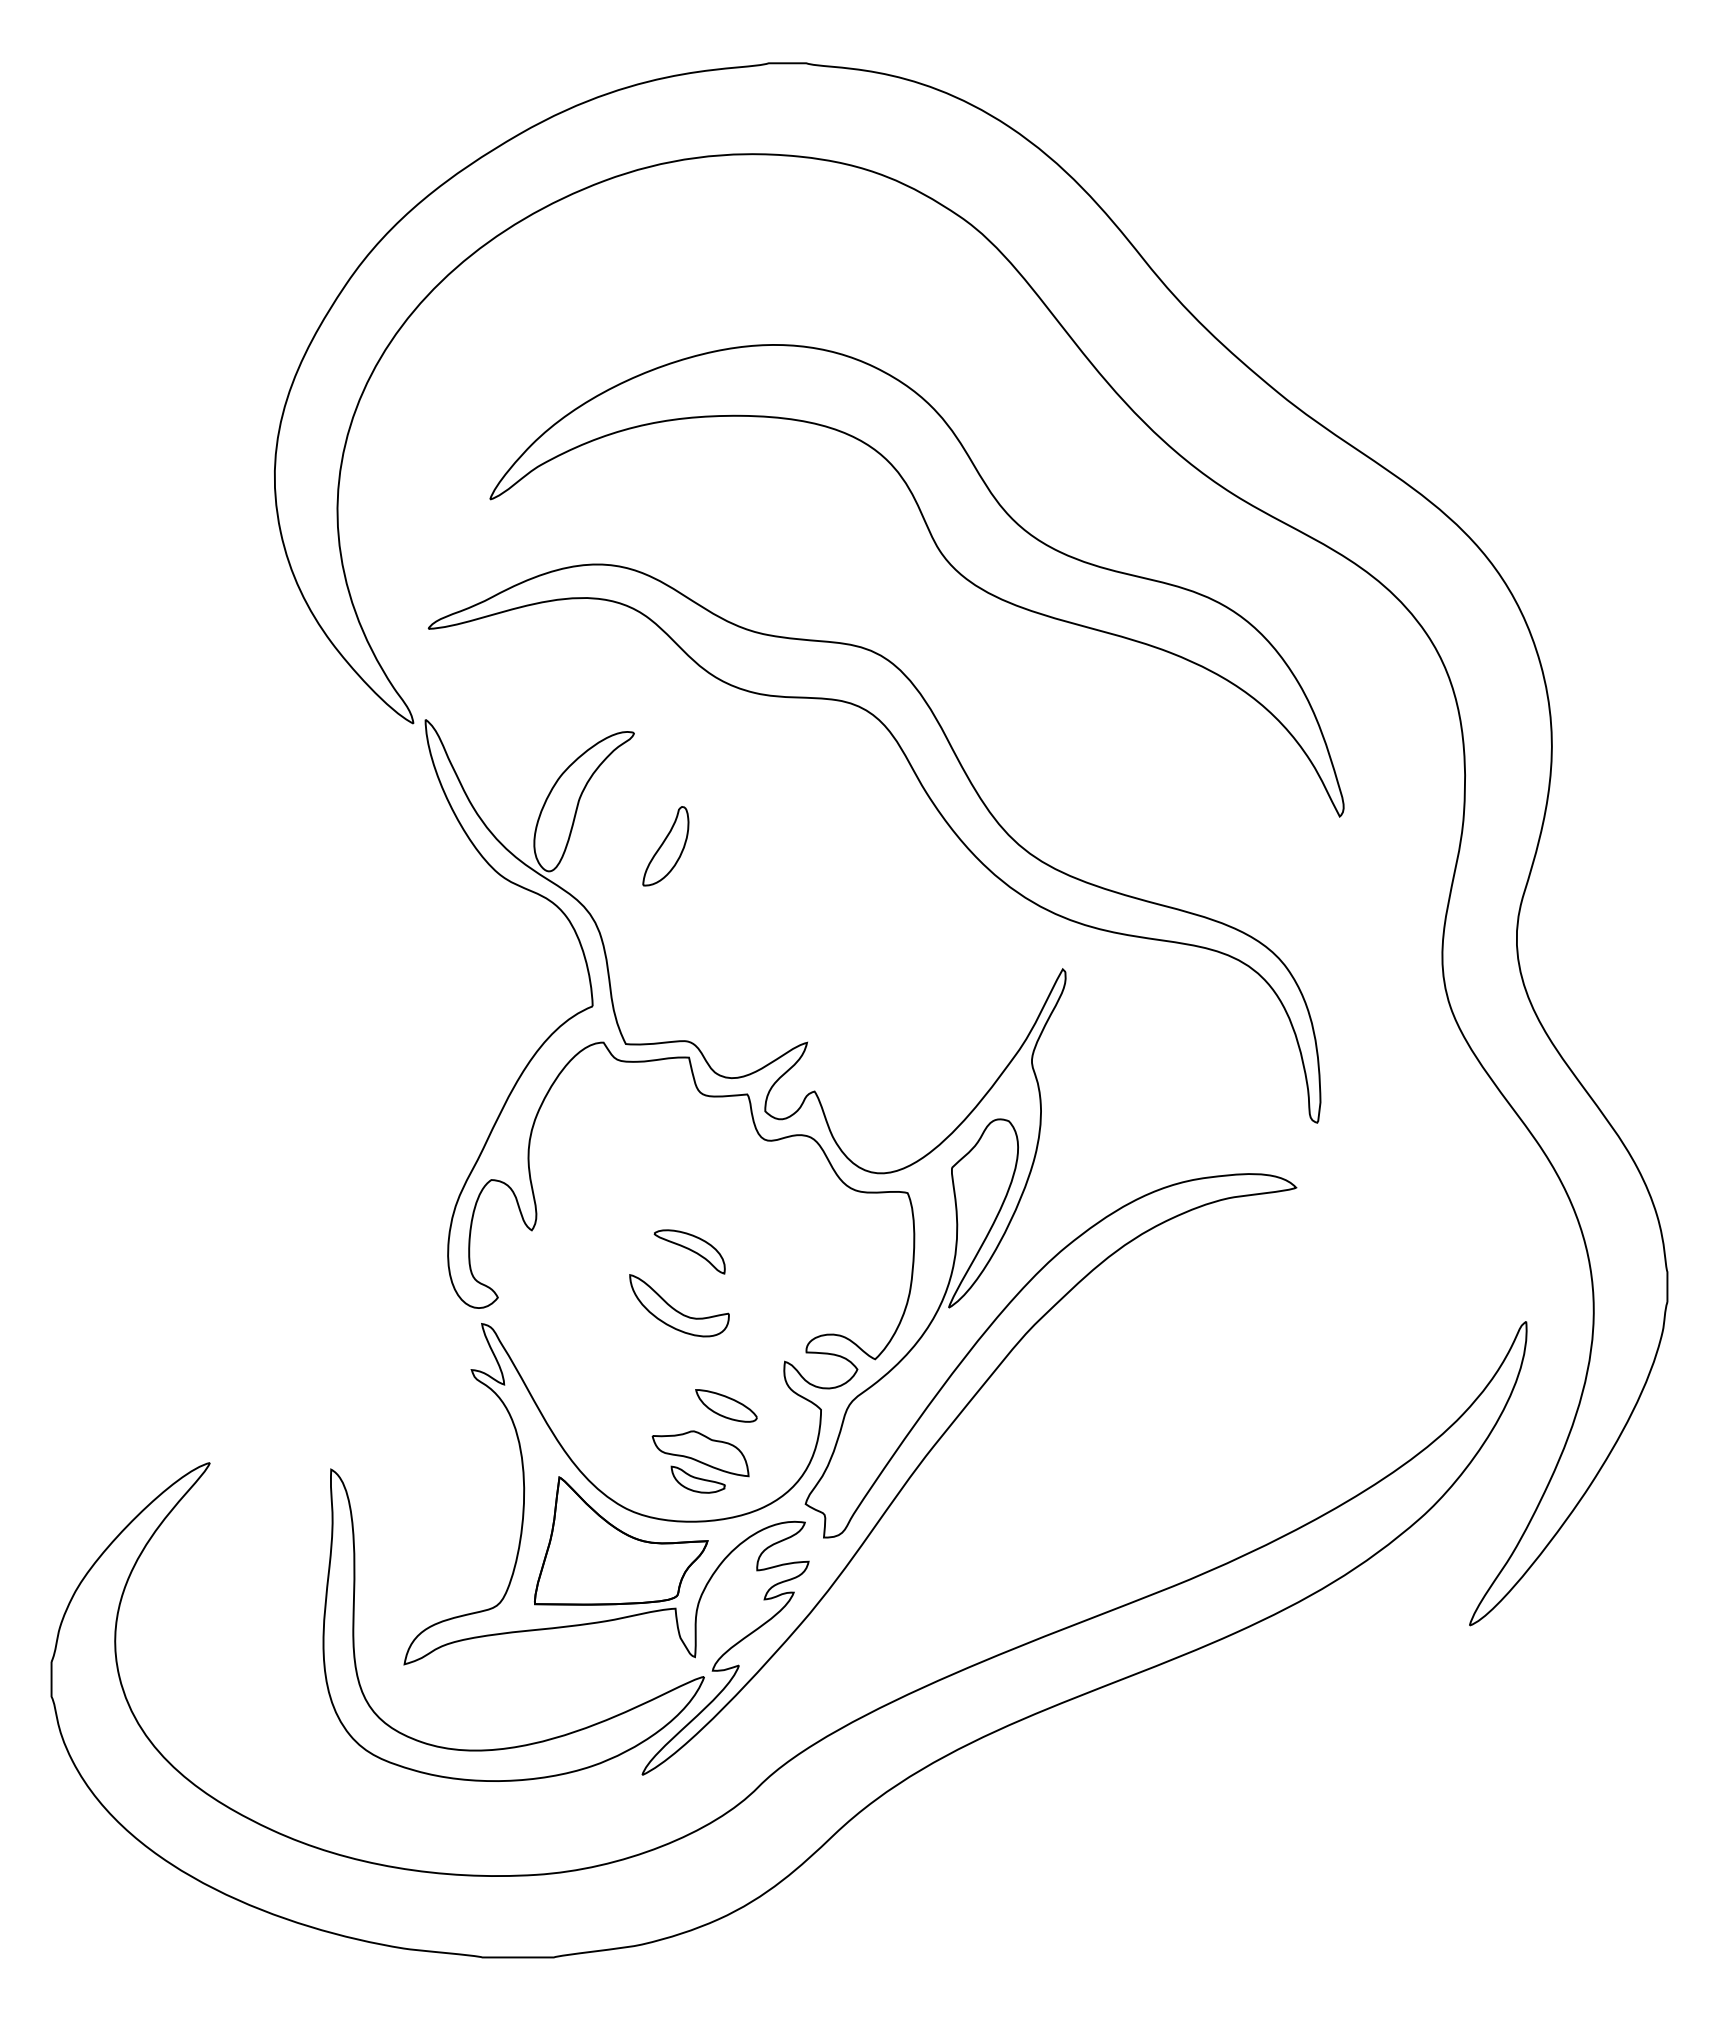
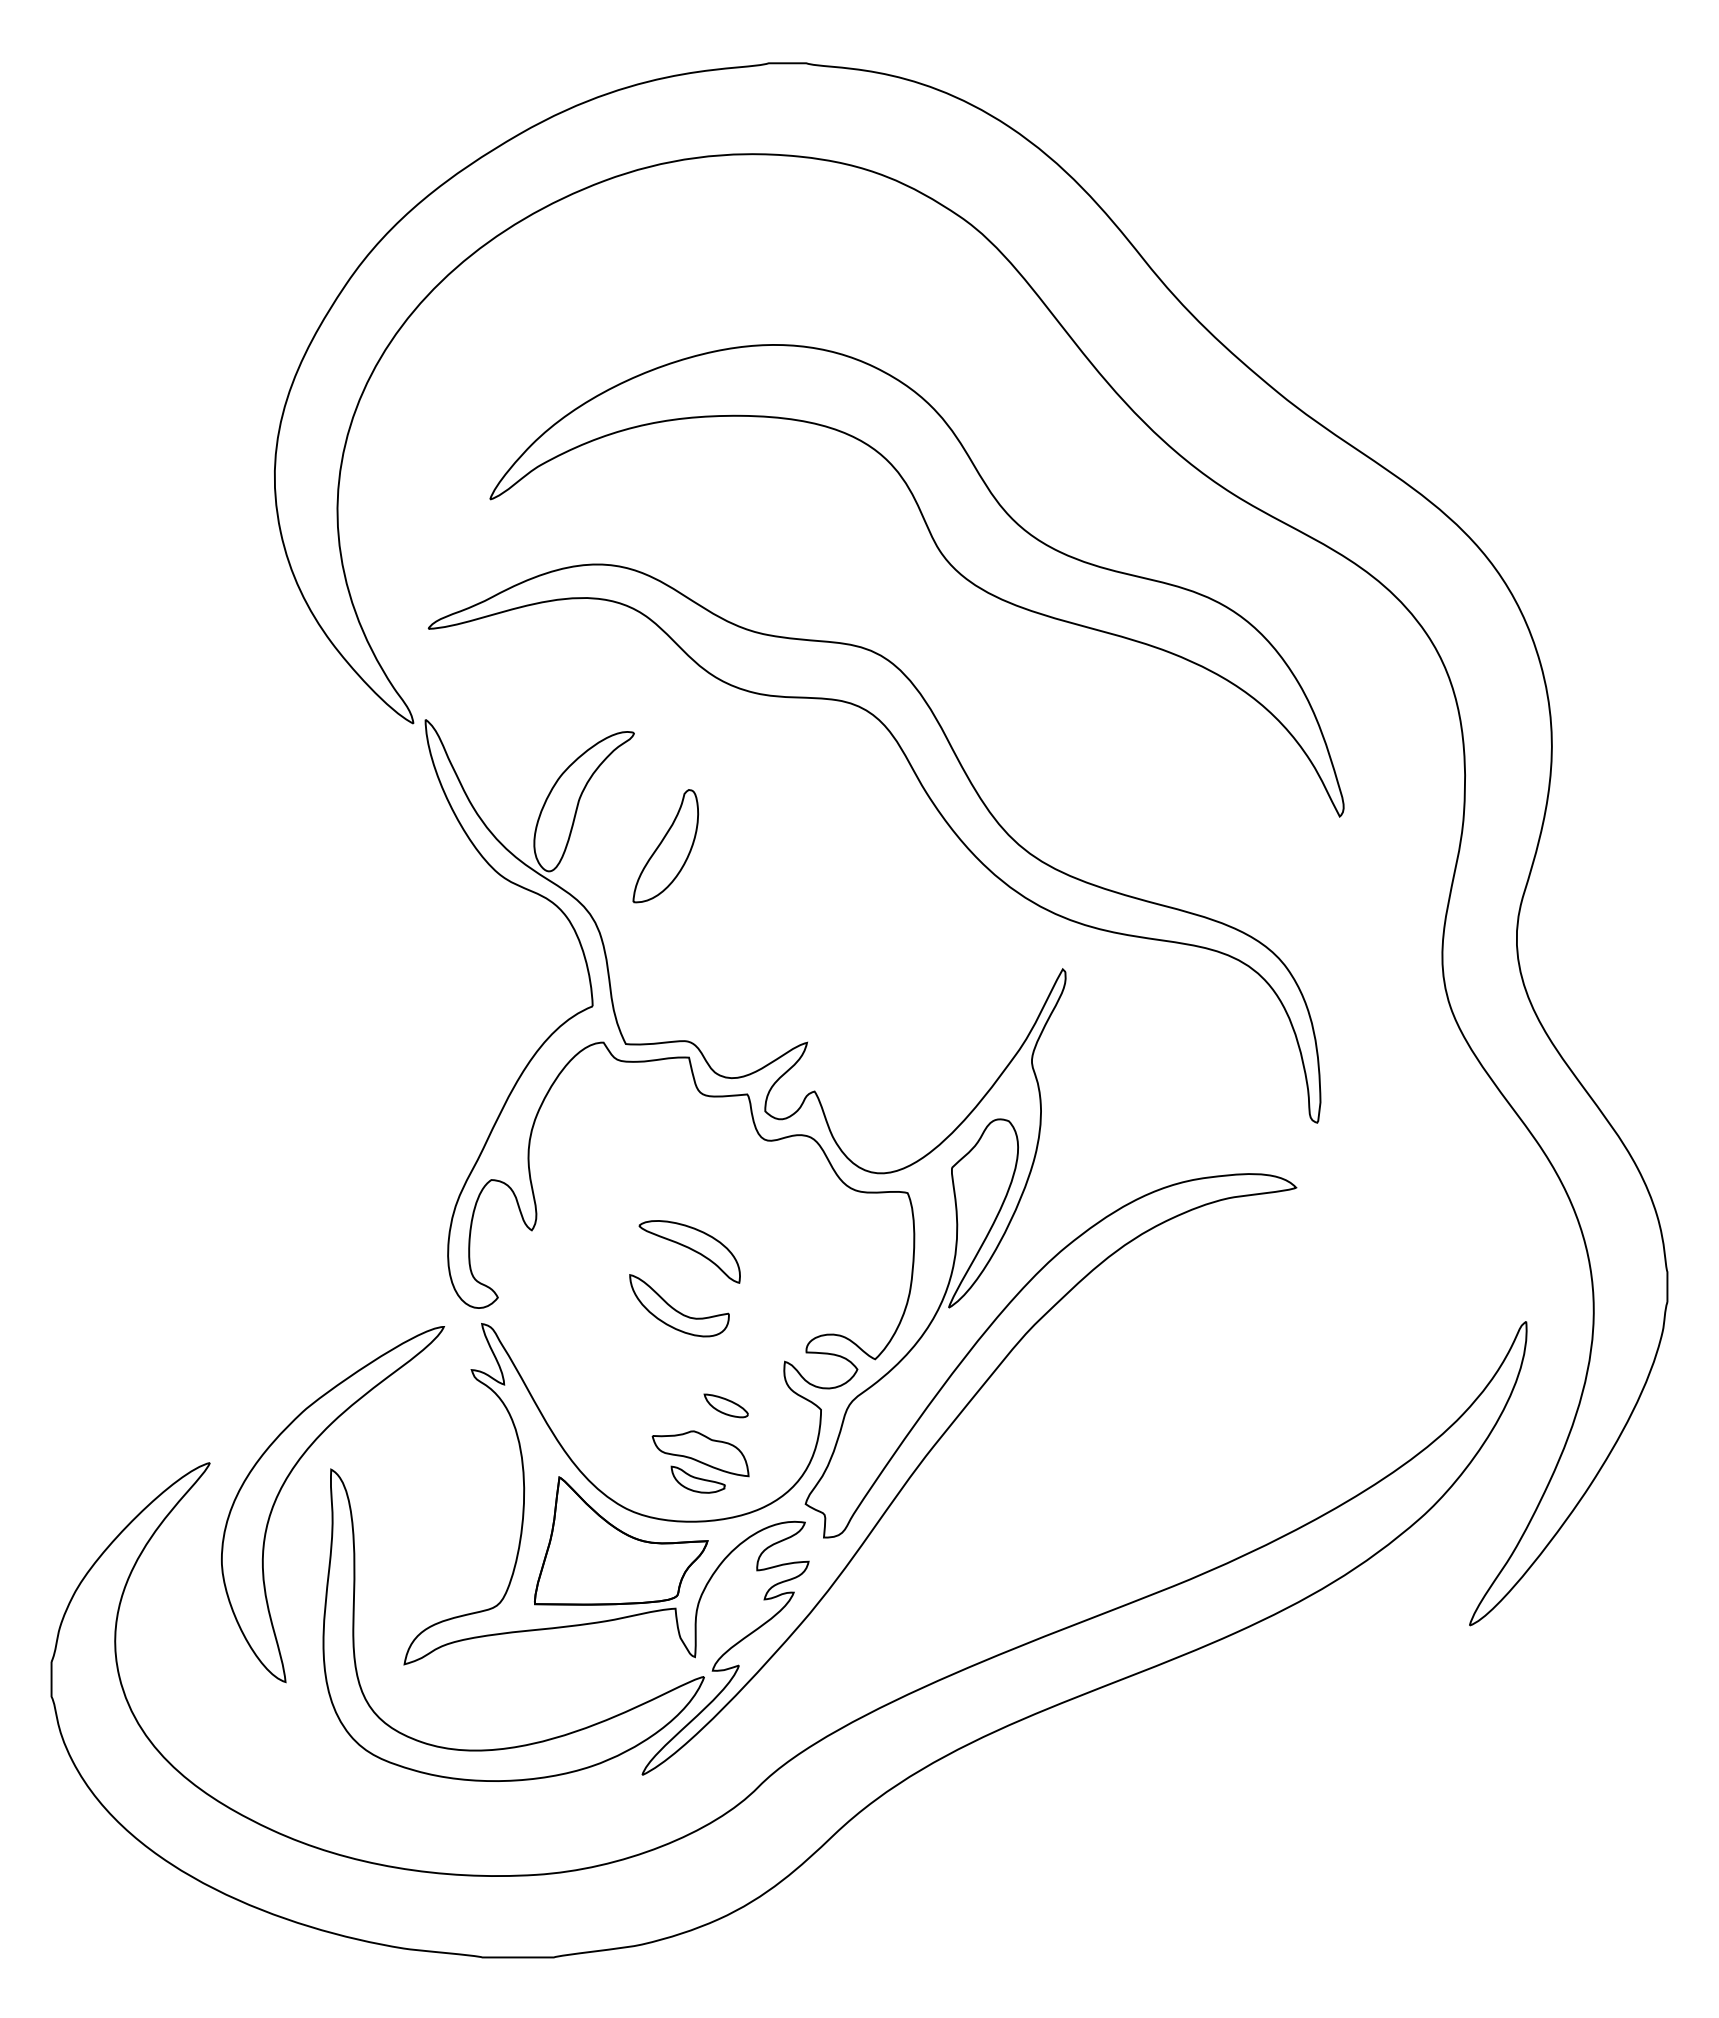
part size: 48x81 px -> 68x115 px (665, 846)
part size: 73x46 px -> 103x64 px (689, 1251)
part size: 63x34 px -> 46x26 px (725, 1405)
part: none -> present (289, 1476)
